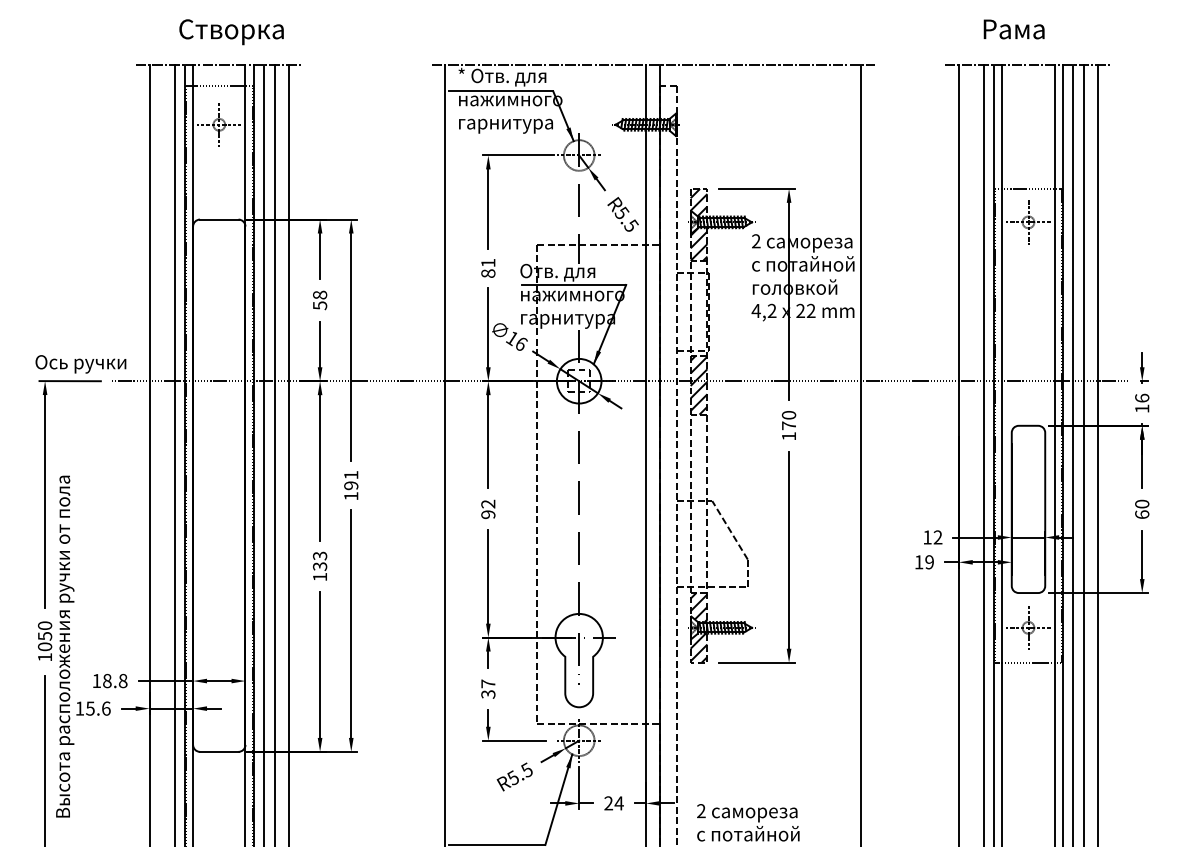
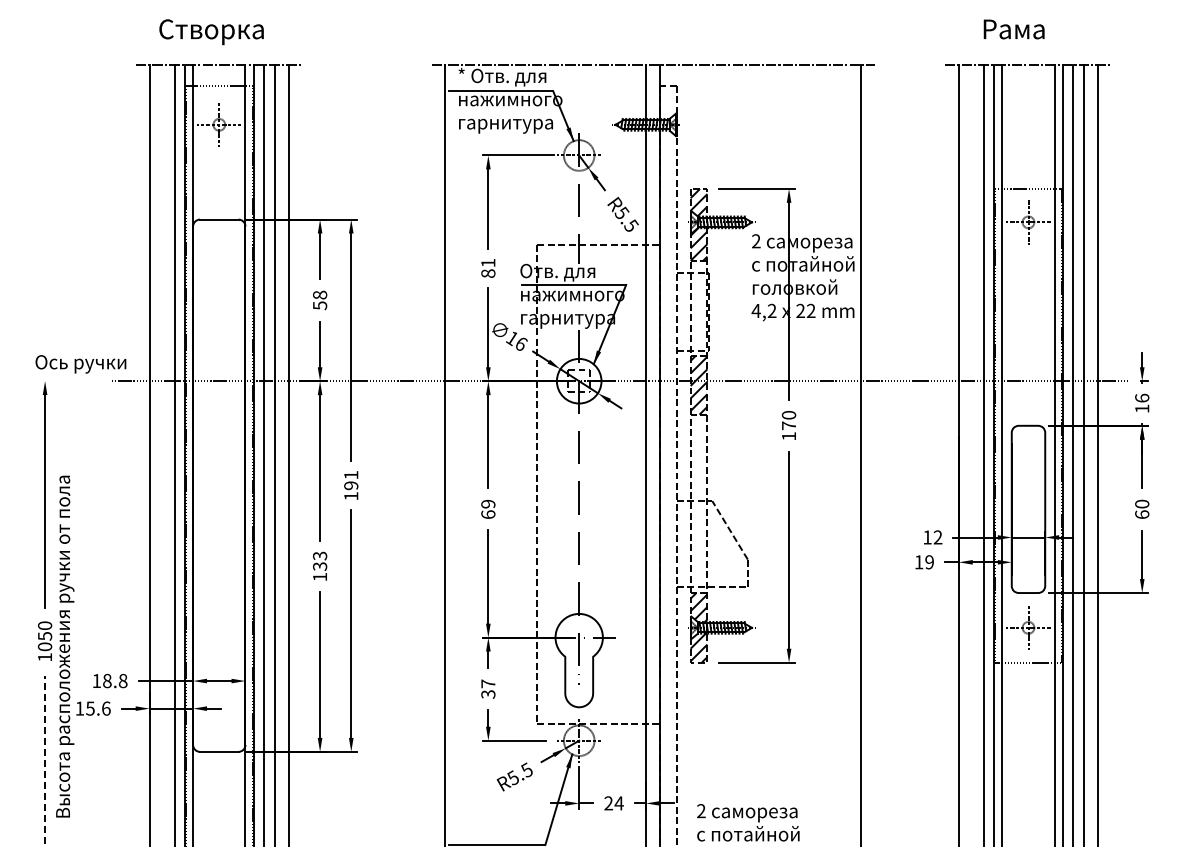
text position: (231, 32) -> (211, 32) (211, 32)
line: present -> none (69, 381)
text: 92 -> 69 (488, 509)
line: solid -> dashed (45, 760)
